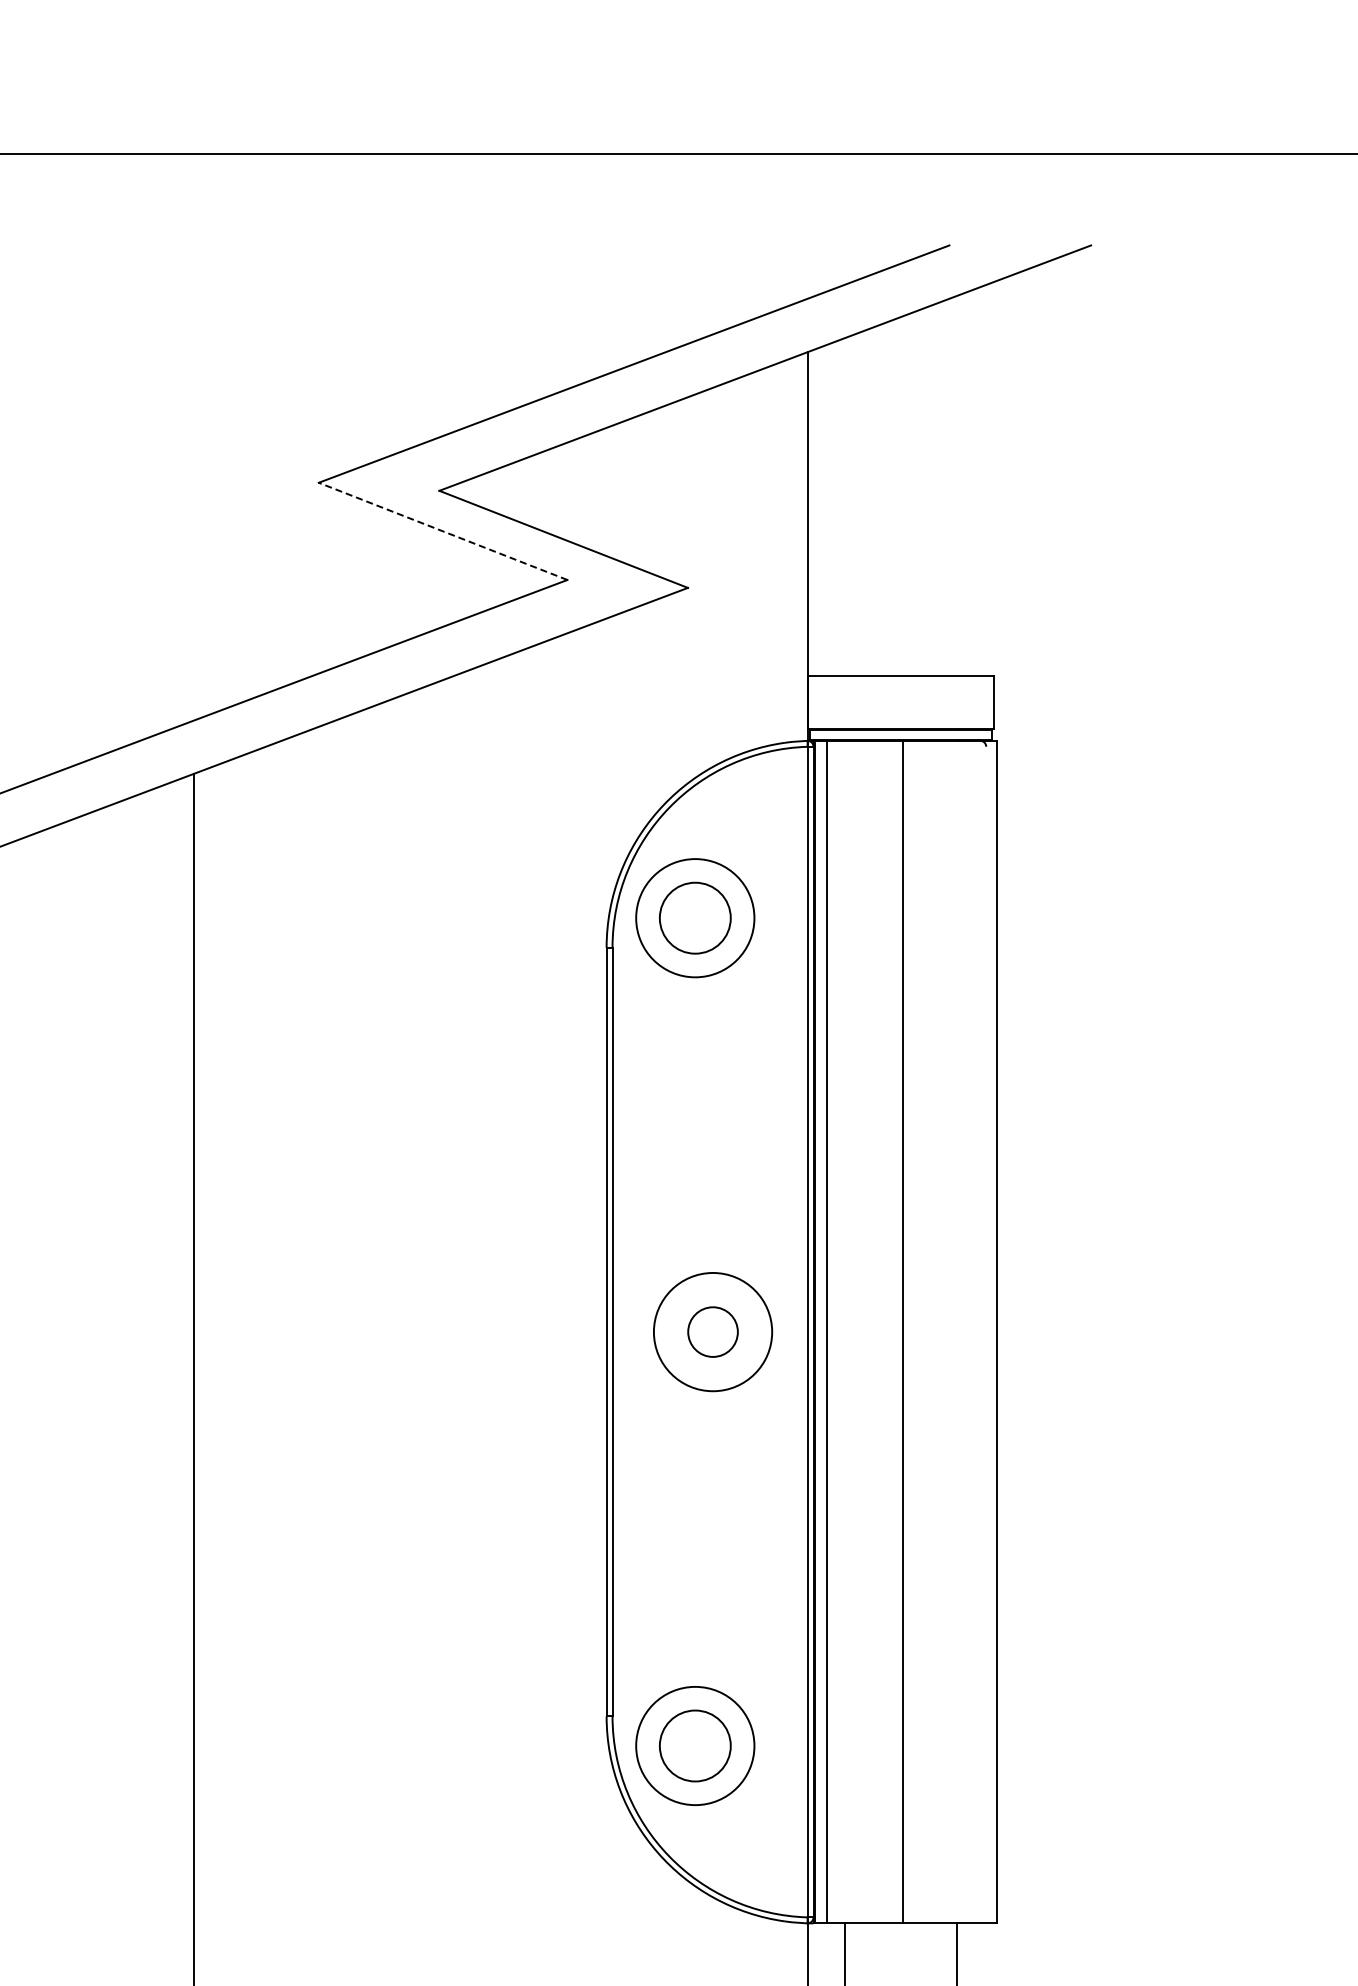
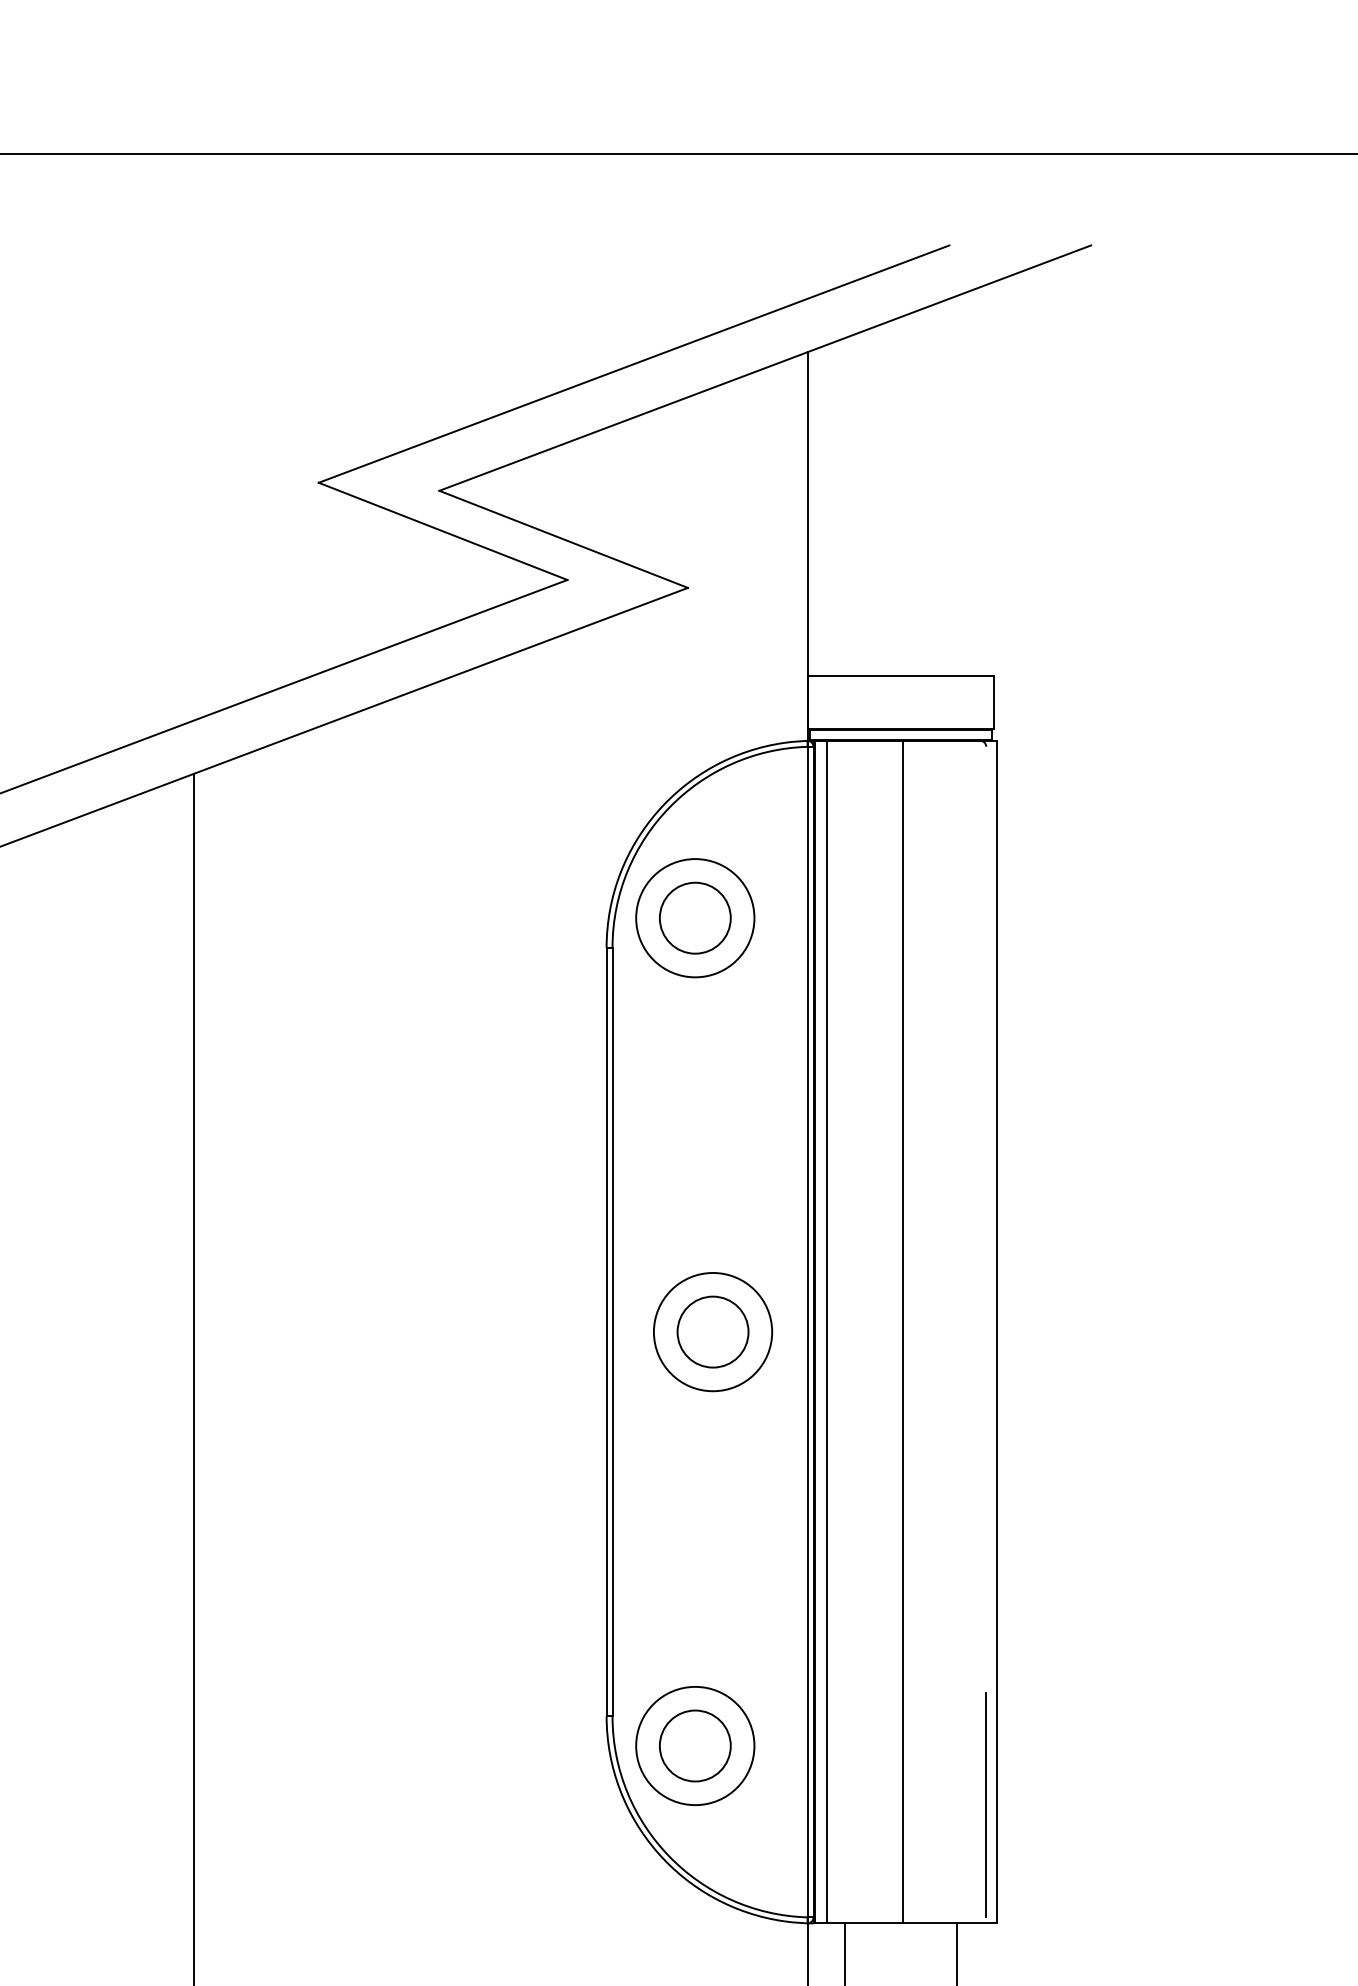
line: dashed -> solid (443, 531)
circle diameter: 50 px -> 71 px (712, 1331)
line: none -> present (986, 1804)
